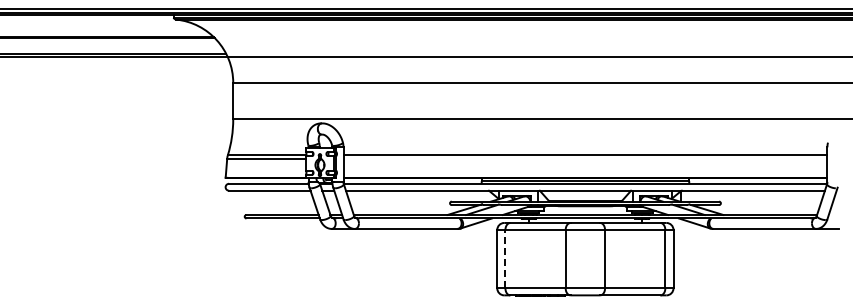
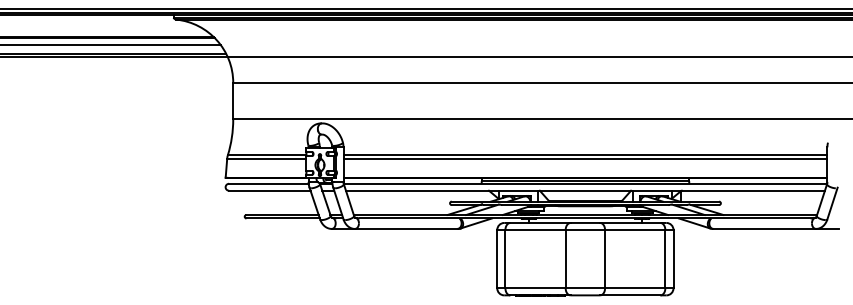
line: none -> present (111, 44)
line: none -> present (585, 159)
line: dashed -> solid (505, 258)
